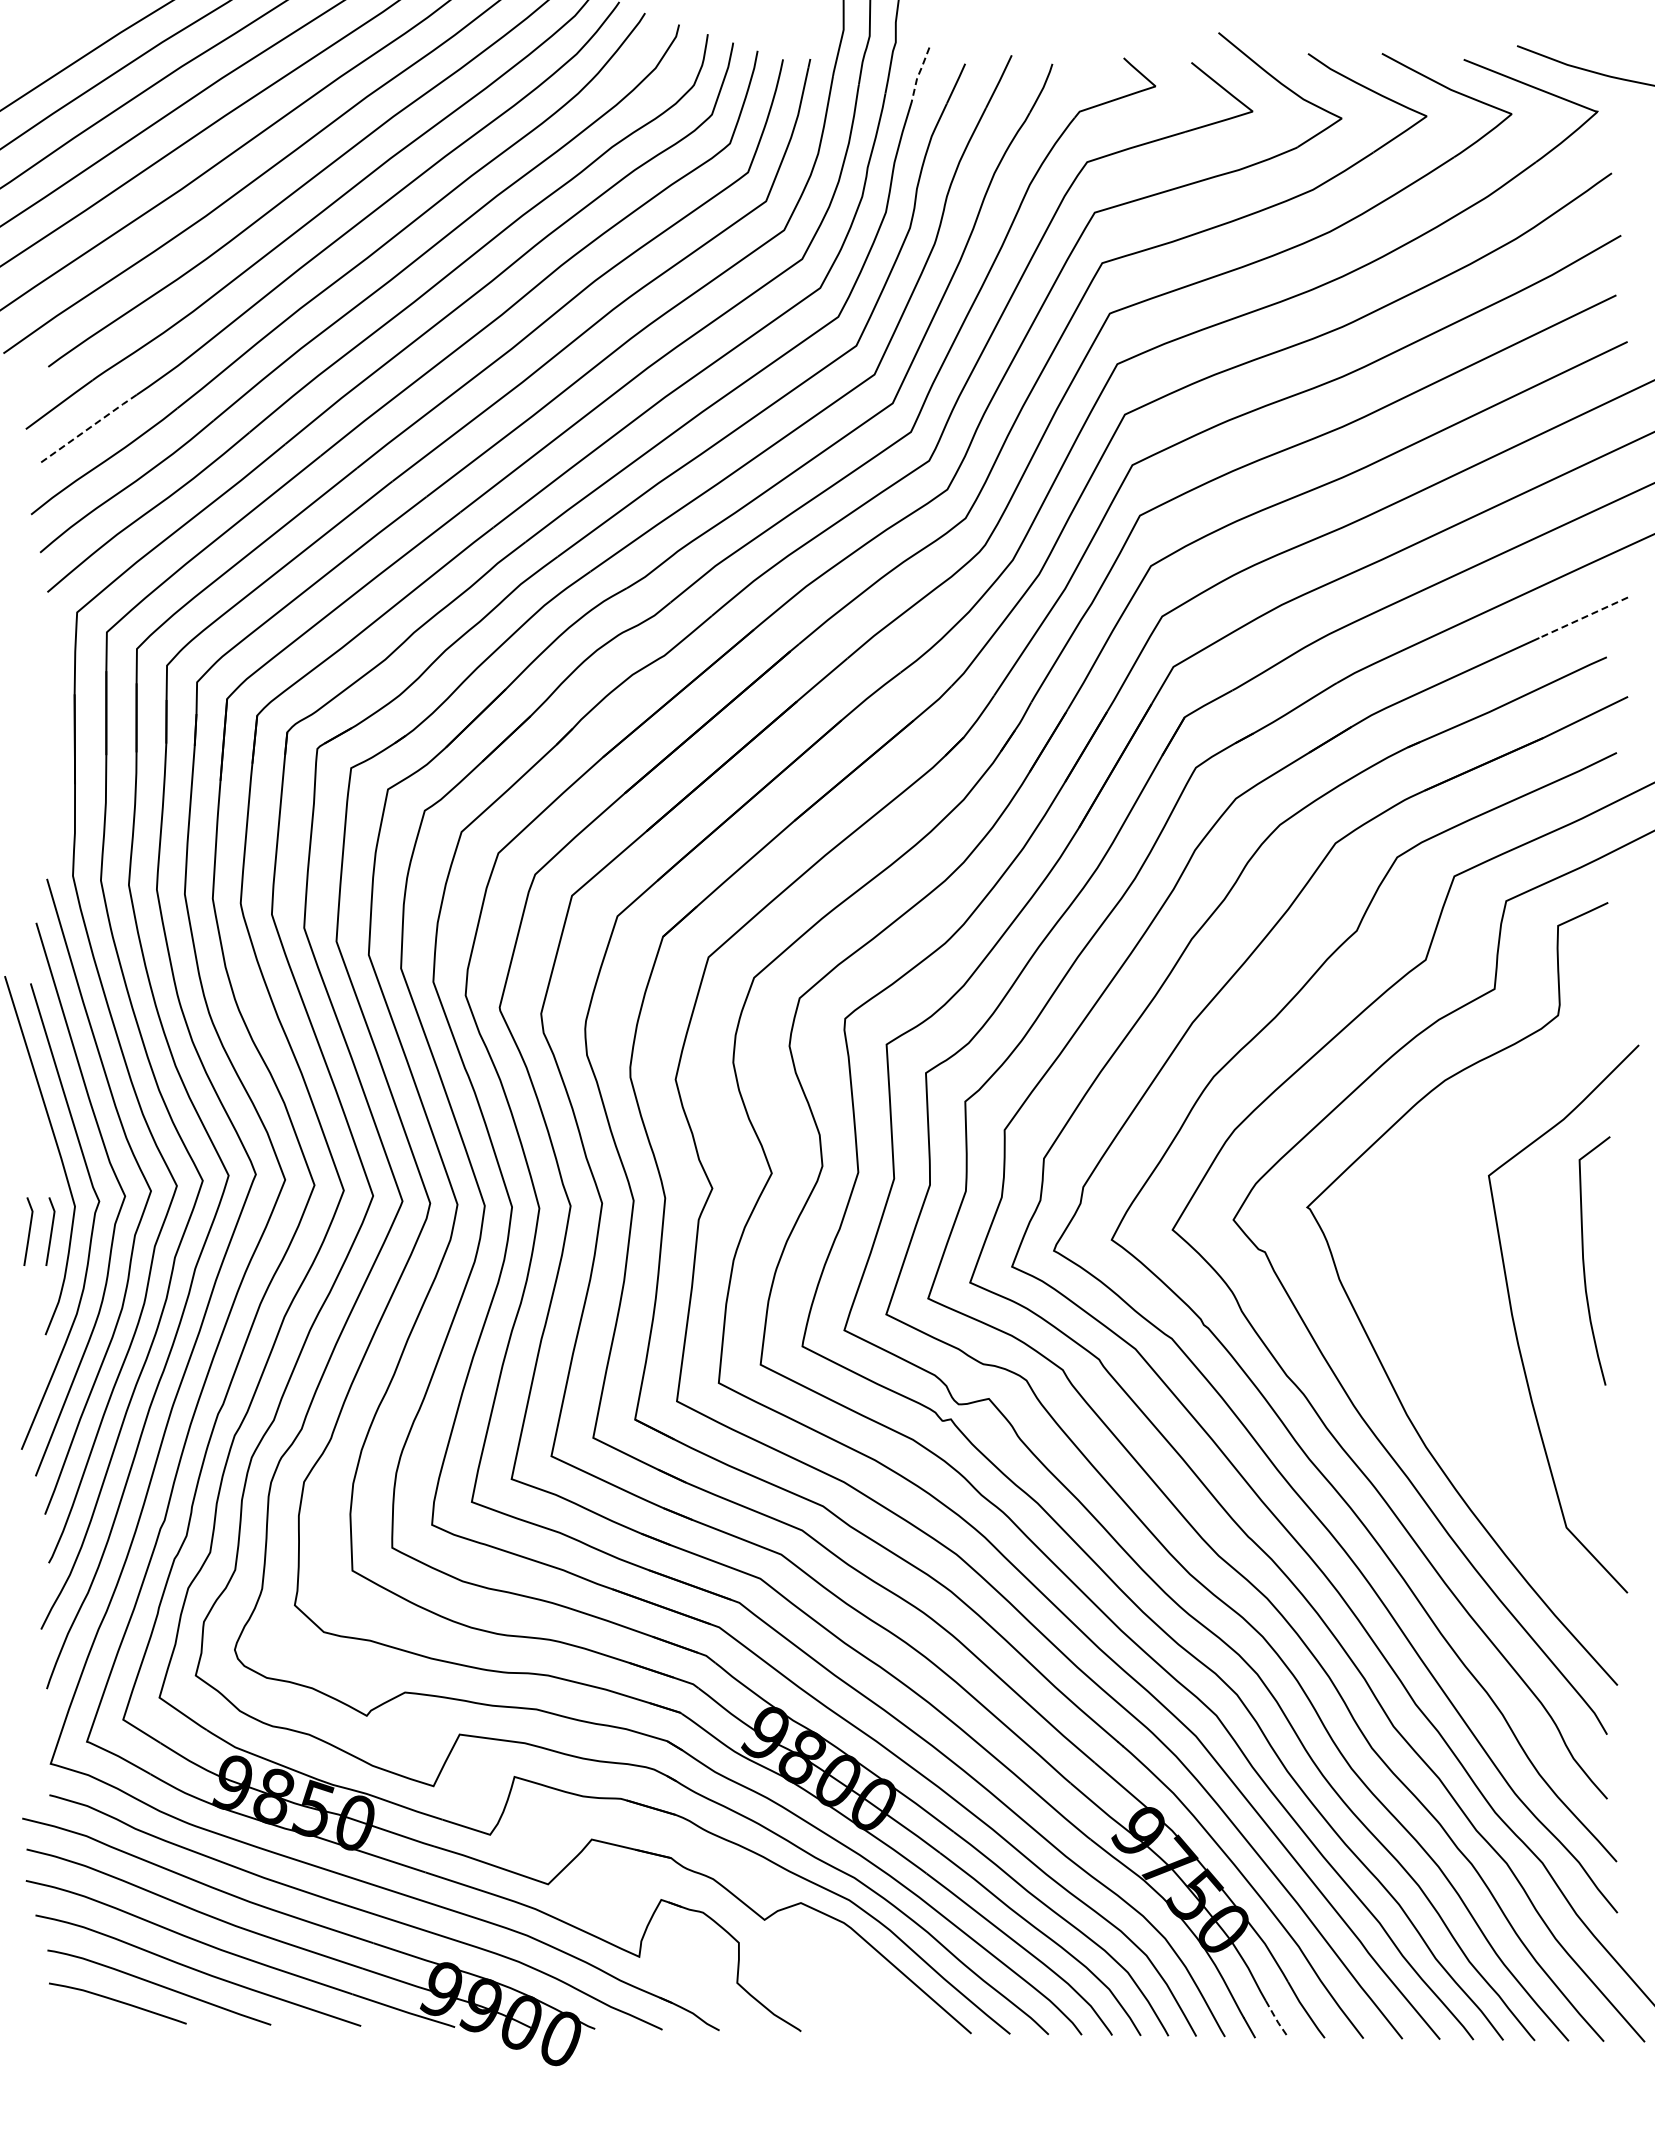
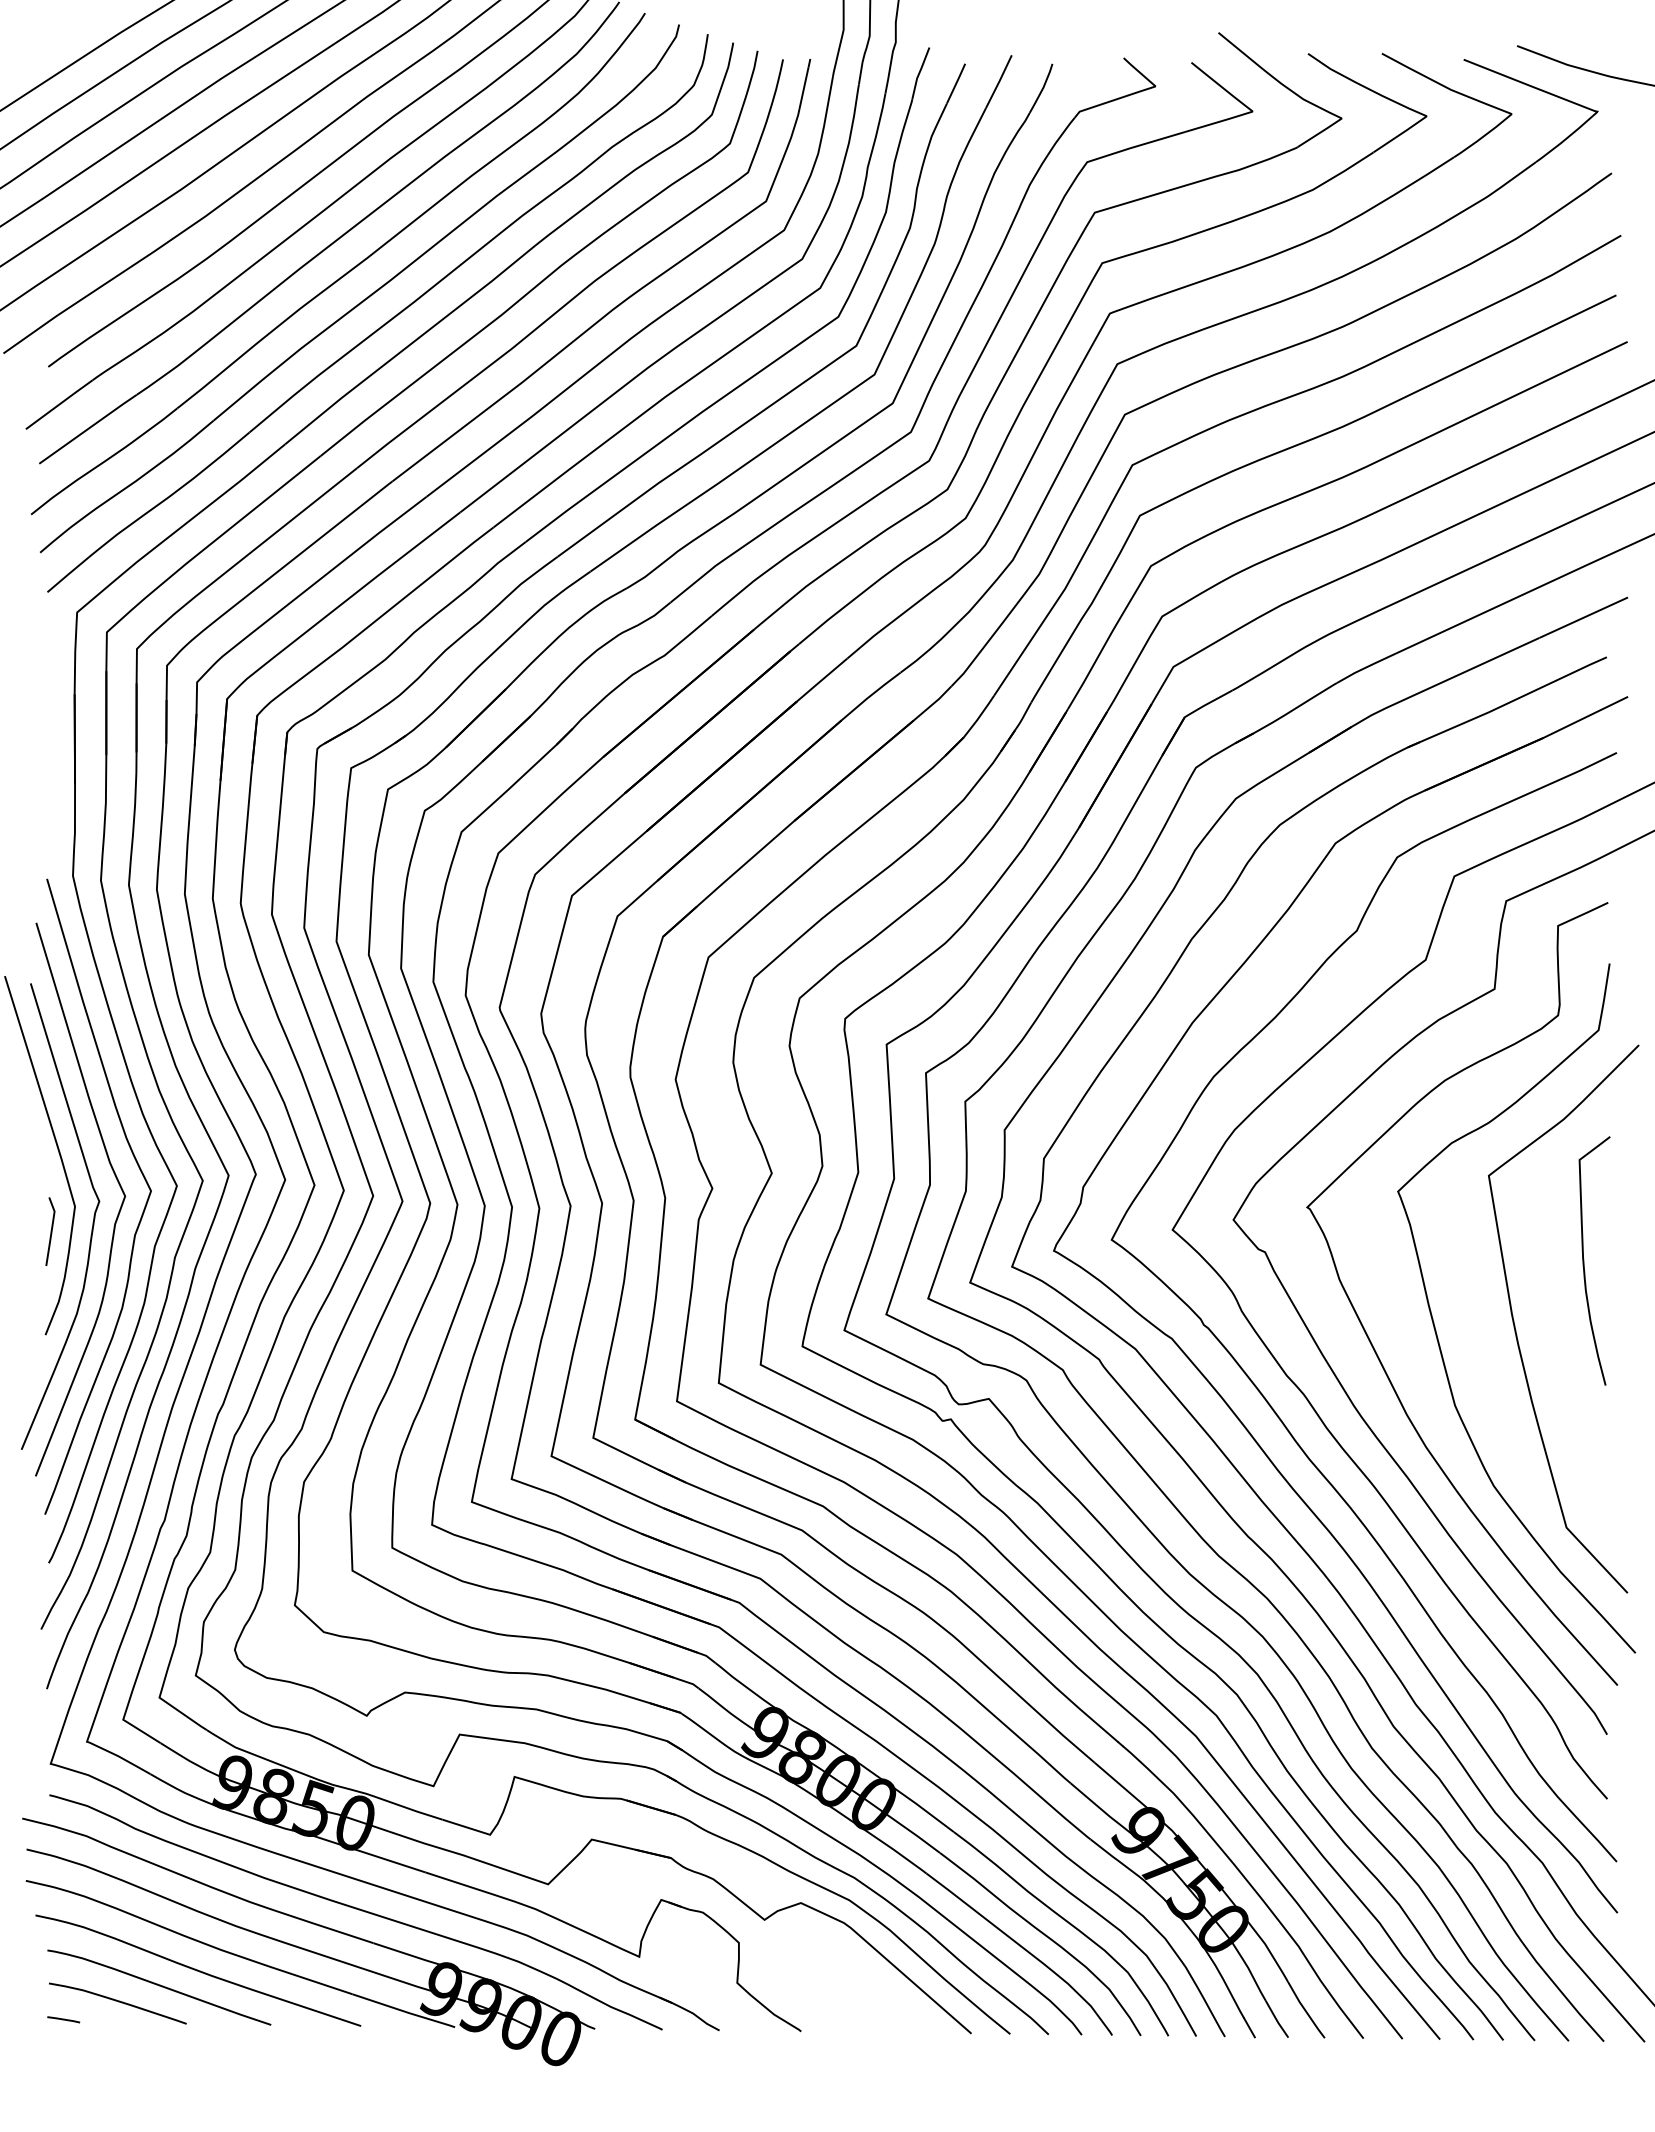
line: dashed -> solid (919, 73)
line: dashed -> solid (88, 429)
line: dashed -> solid (1583, 617)
line: present -> none (28, 1231)
curve: none -> present (1436, 1330)
line: none -> present (63, 2019)
line: dashed -> solid (1276, 2019)
